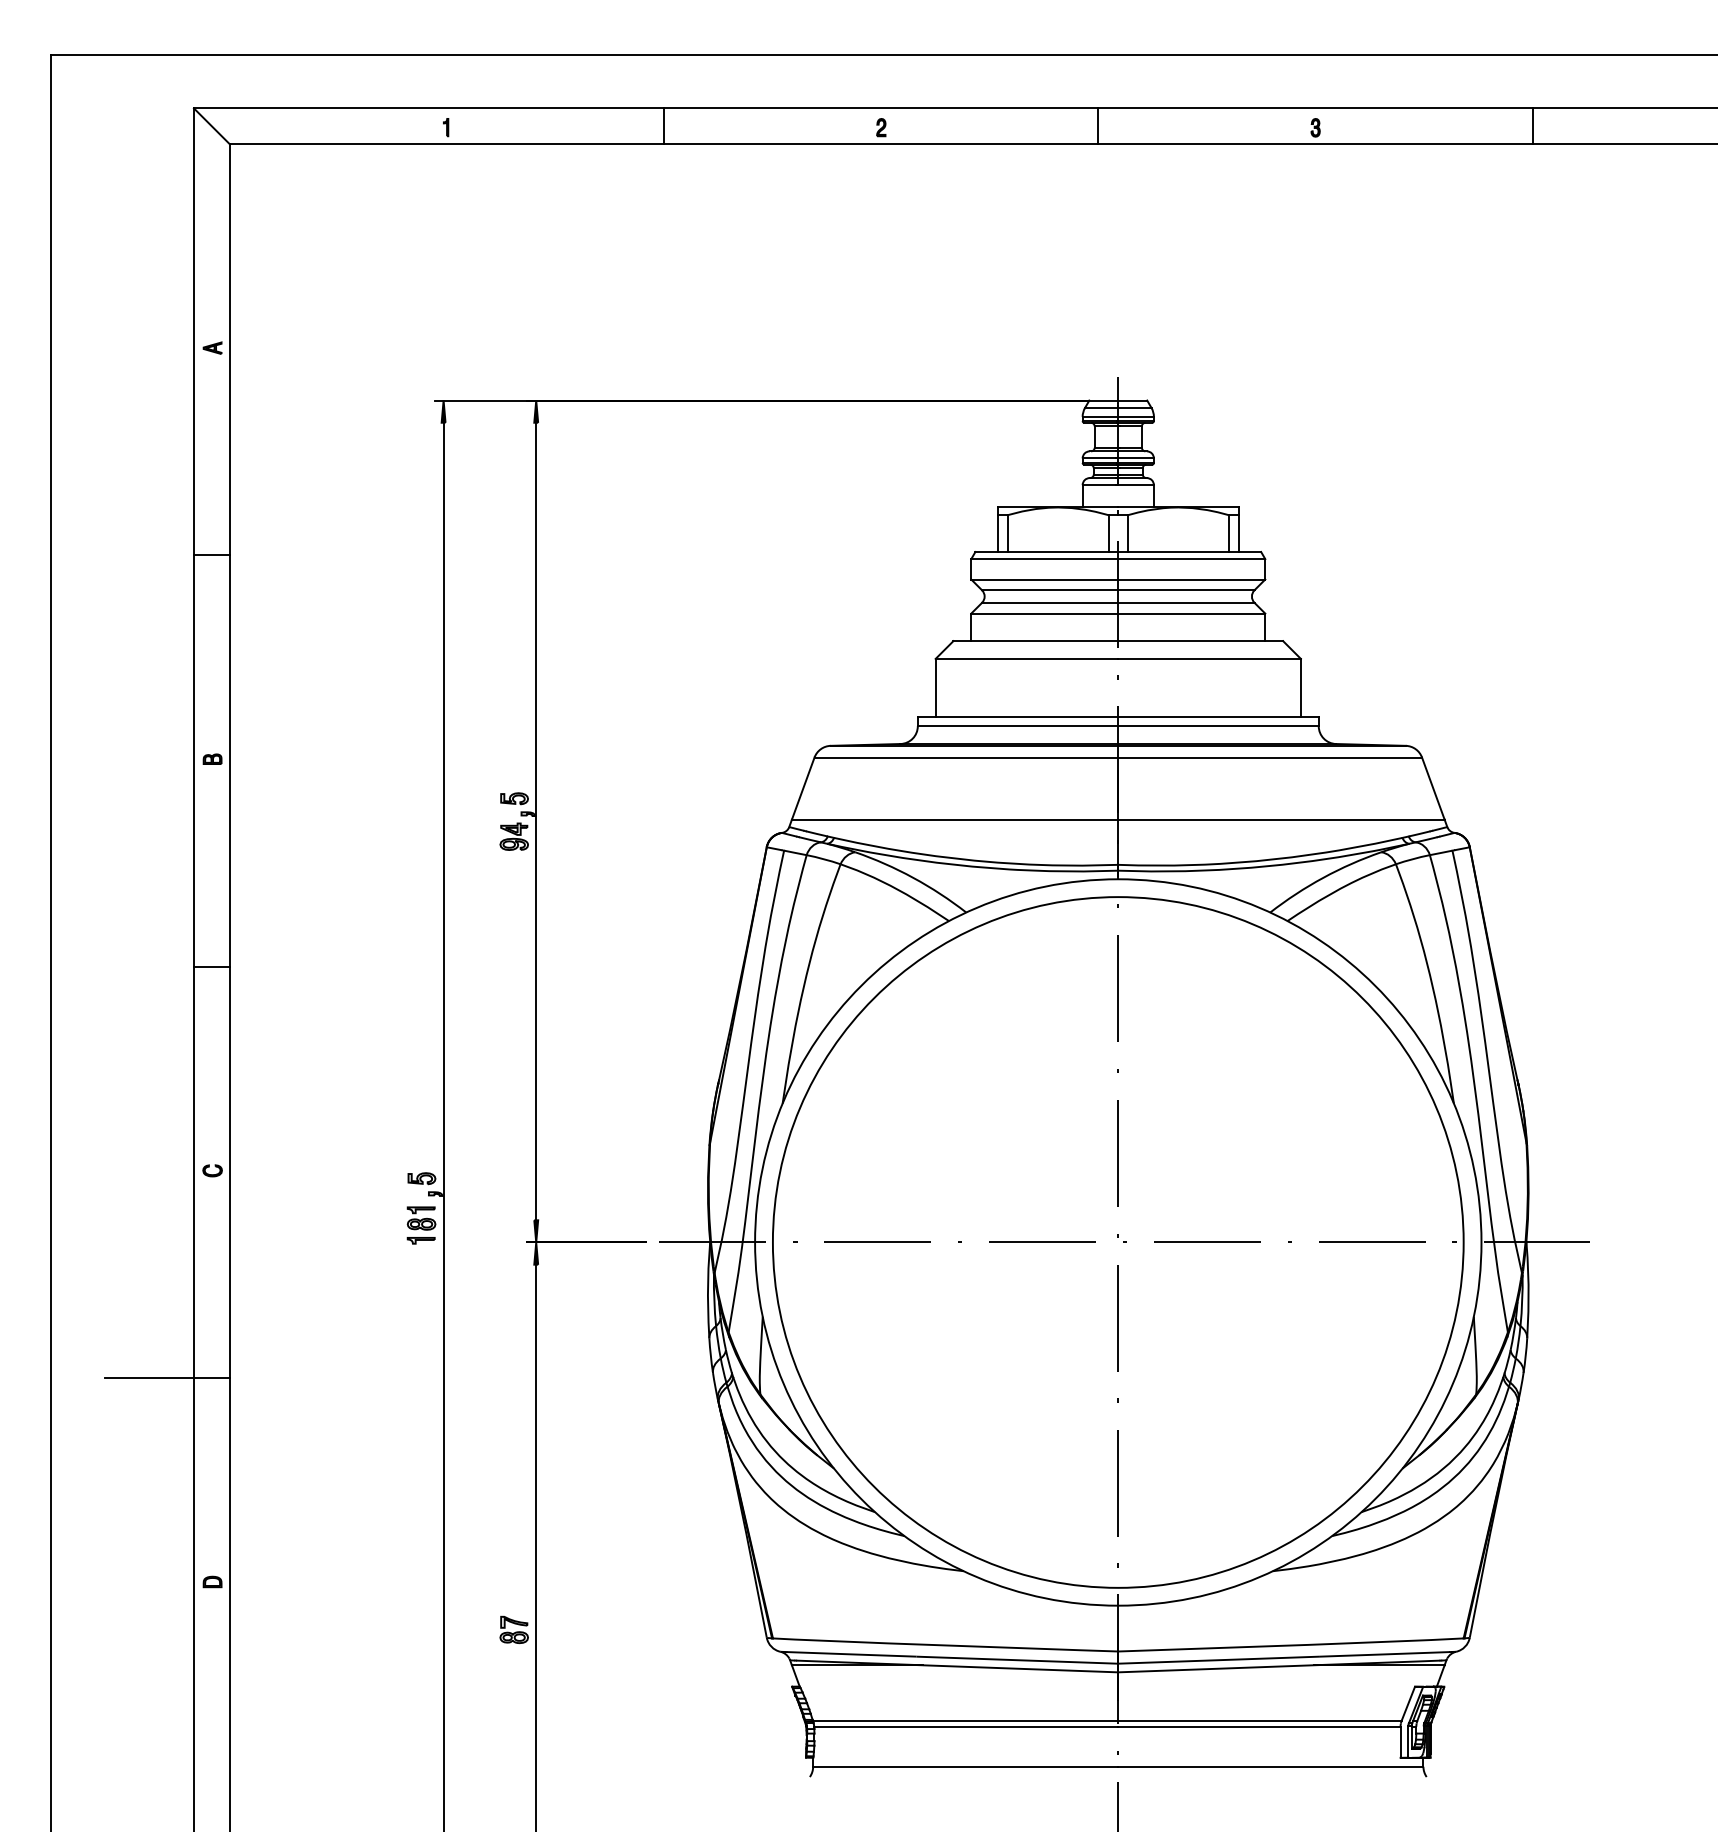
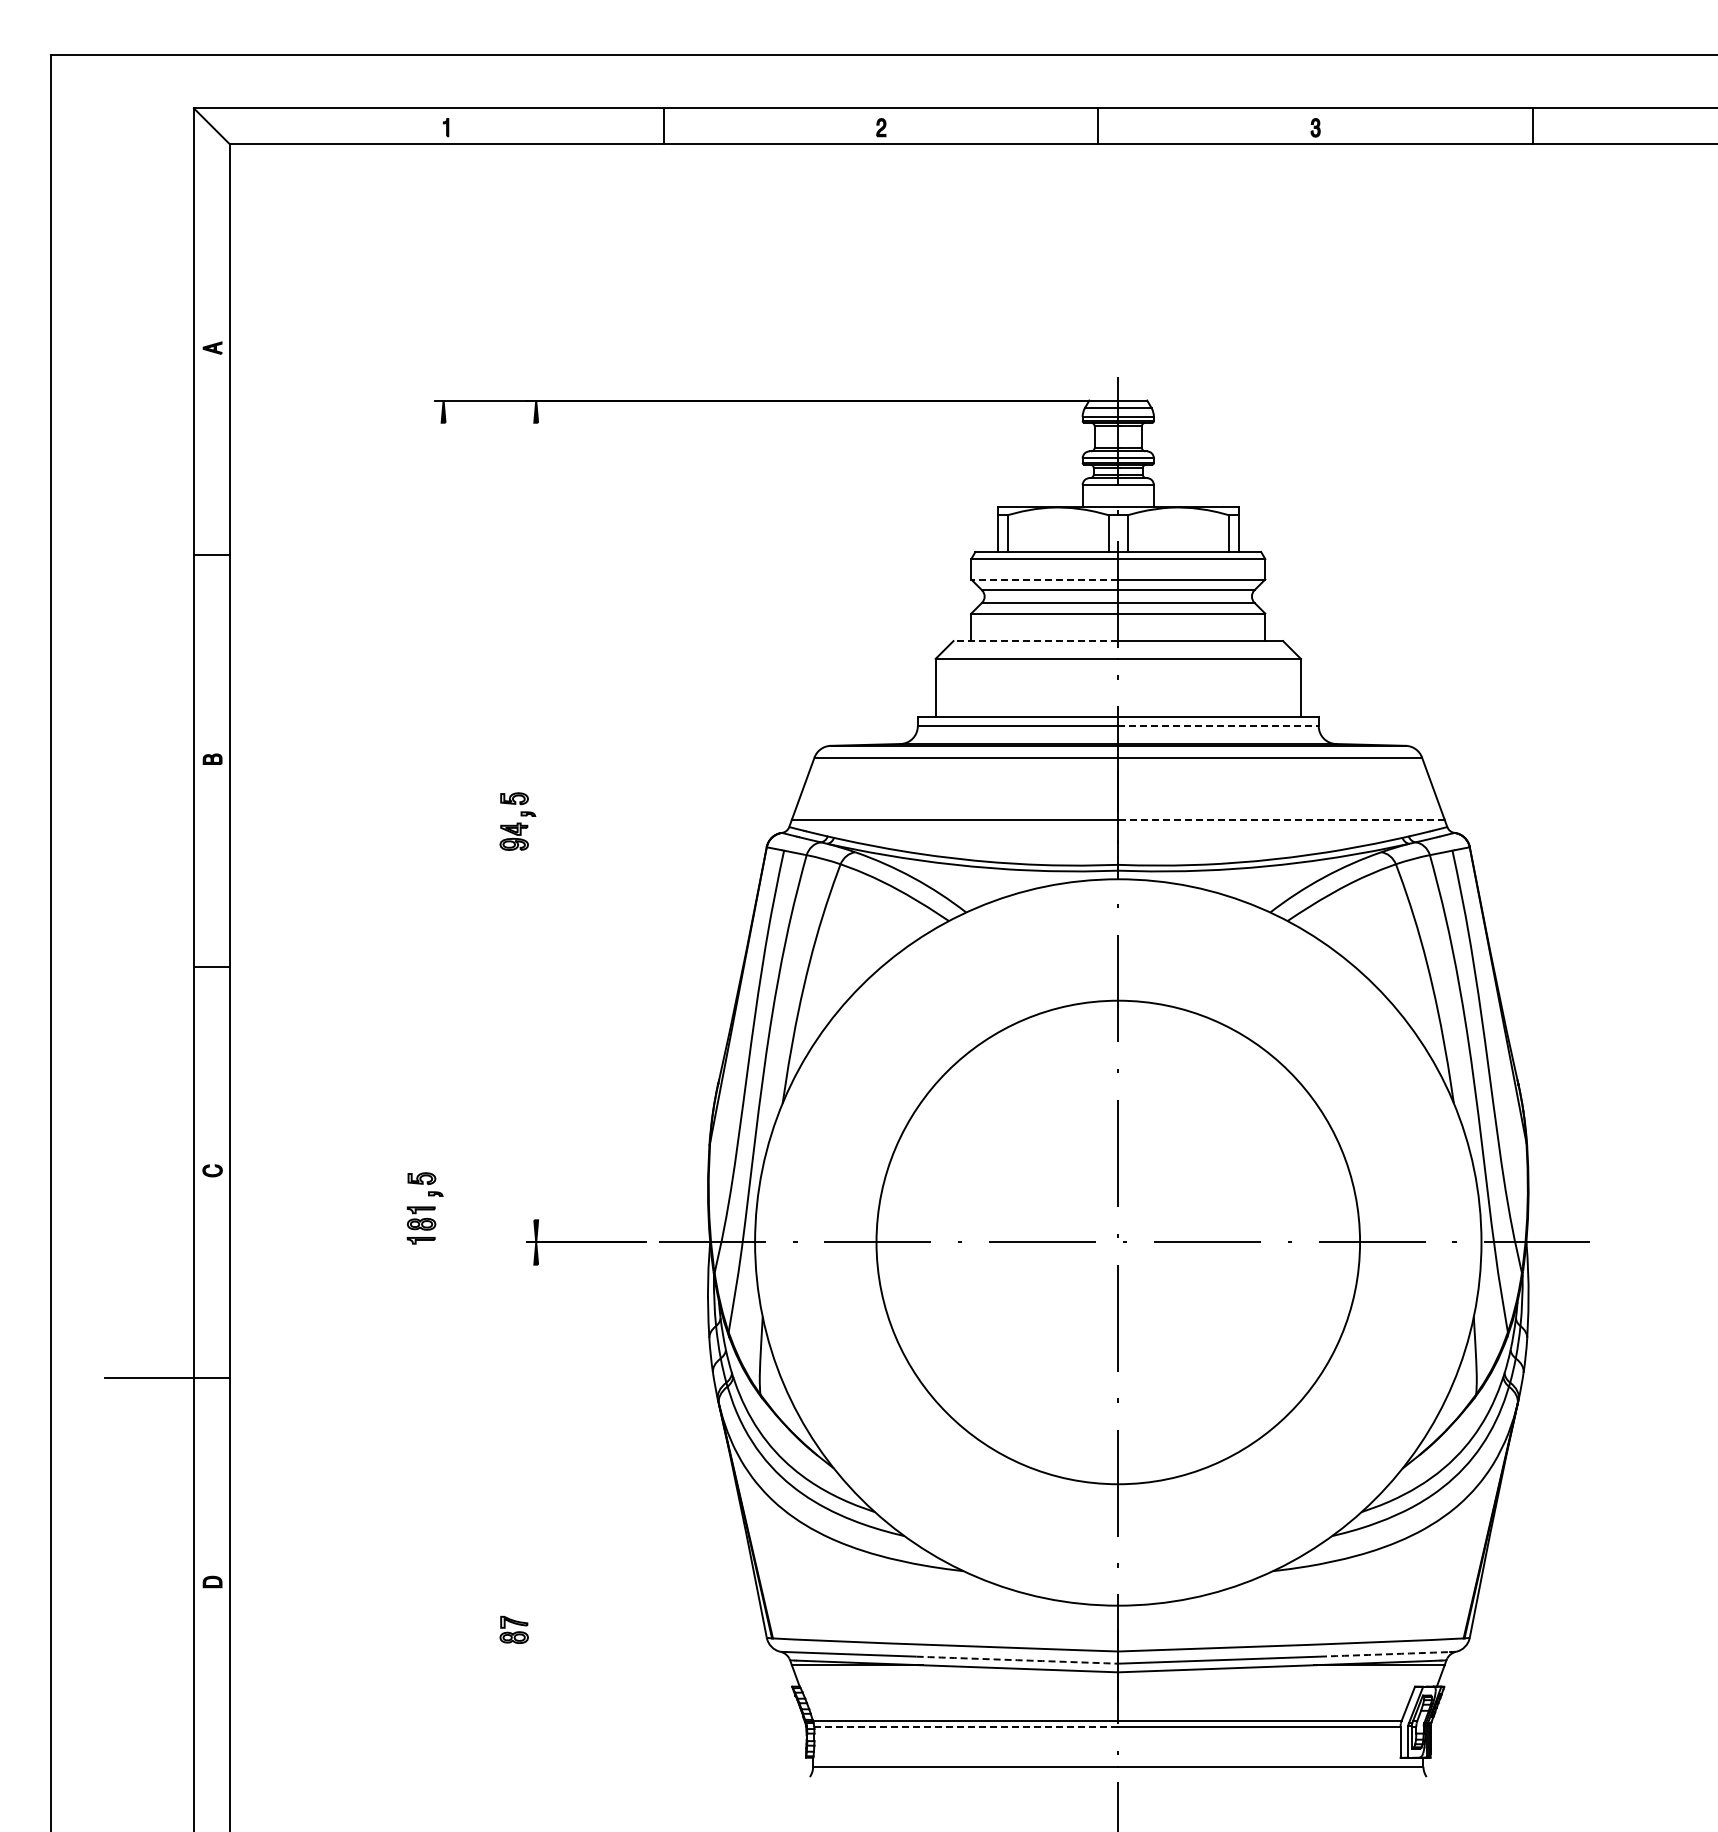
line: solid -> dashed (1044, 579)
line: solid -> dashed (1035, 641)
line: solid -> dashed (1219, 726)
line: solid -> dashed (1280, 819)
line: present -> none (536, 821)
line: present -> none (443, 1125)
circle diameter: 691 px -> 484 px (1118, 1242)
line: present -> none (536, 1546)
arc: solid -> dashed (1385, 1654)
arc: solid -> dashed (1017, 1660)
line: solid -> dashed (966, 1726)
